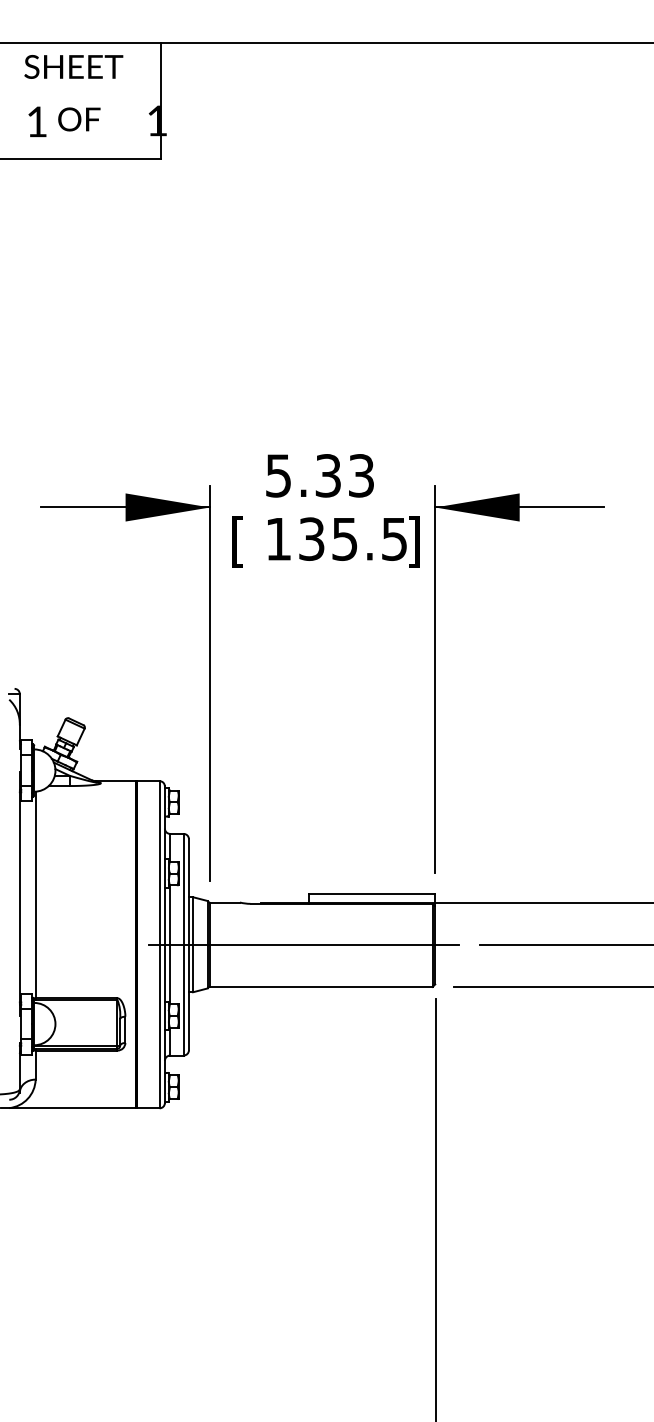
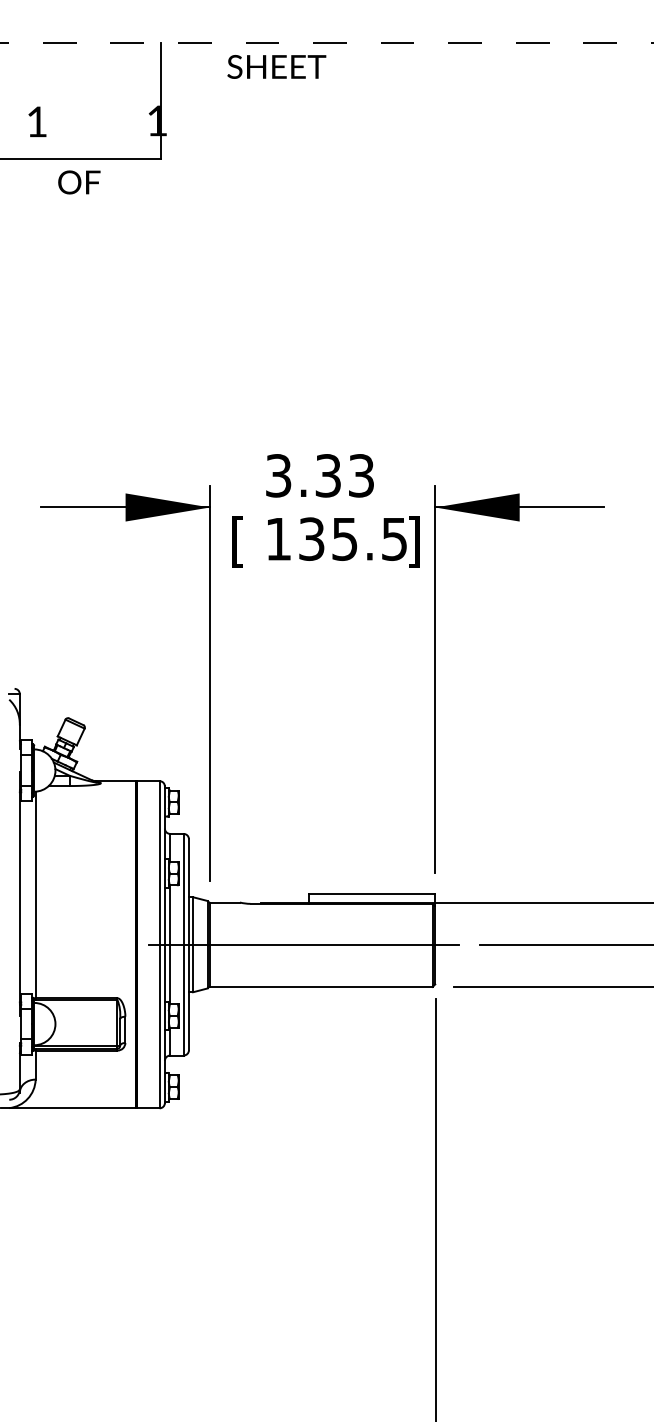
line: solid -> dashed (327, 42)
text position: (73, 66) -> (276, 66) (276, 66)
text position: (79, 119) -> (79, 182) (79, 182)
text: 5.33 -> 3.33 (279, 475)
